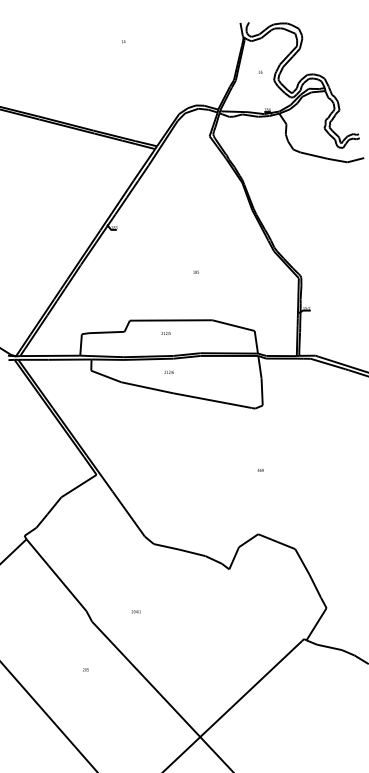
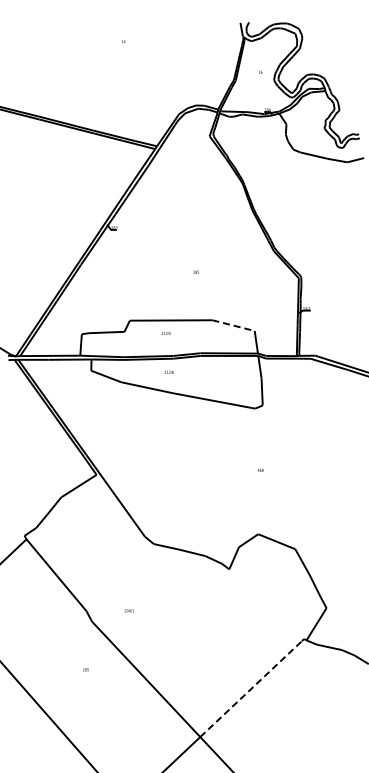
line: solid -> dashed (233, 325)
text position: (135, 611) -> (128, 610) (128, 610)
line: solid -> dashed (251, 689)
